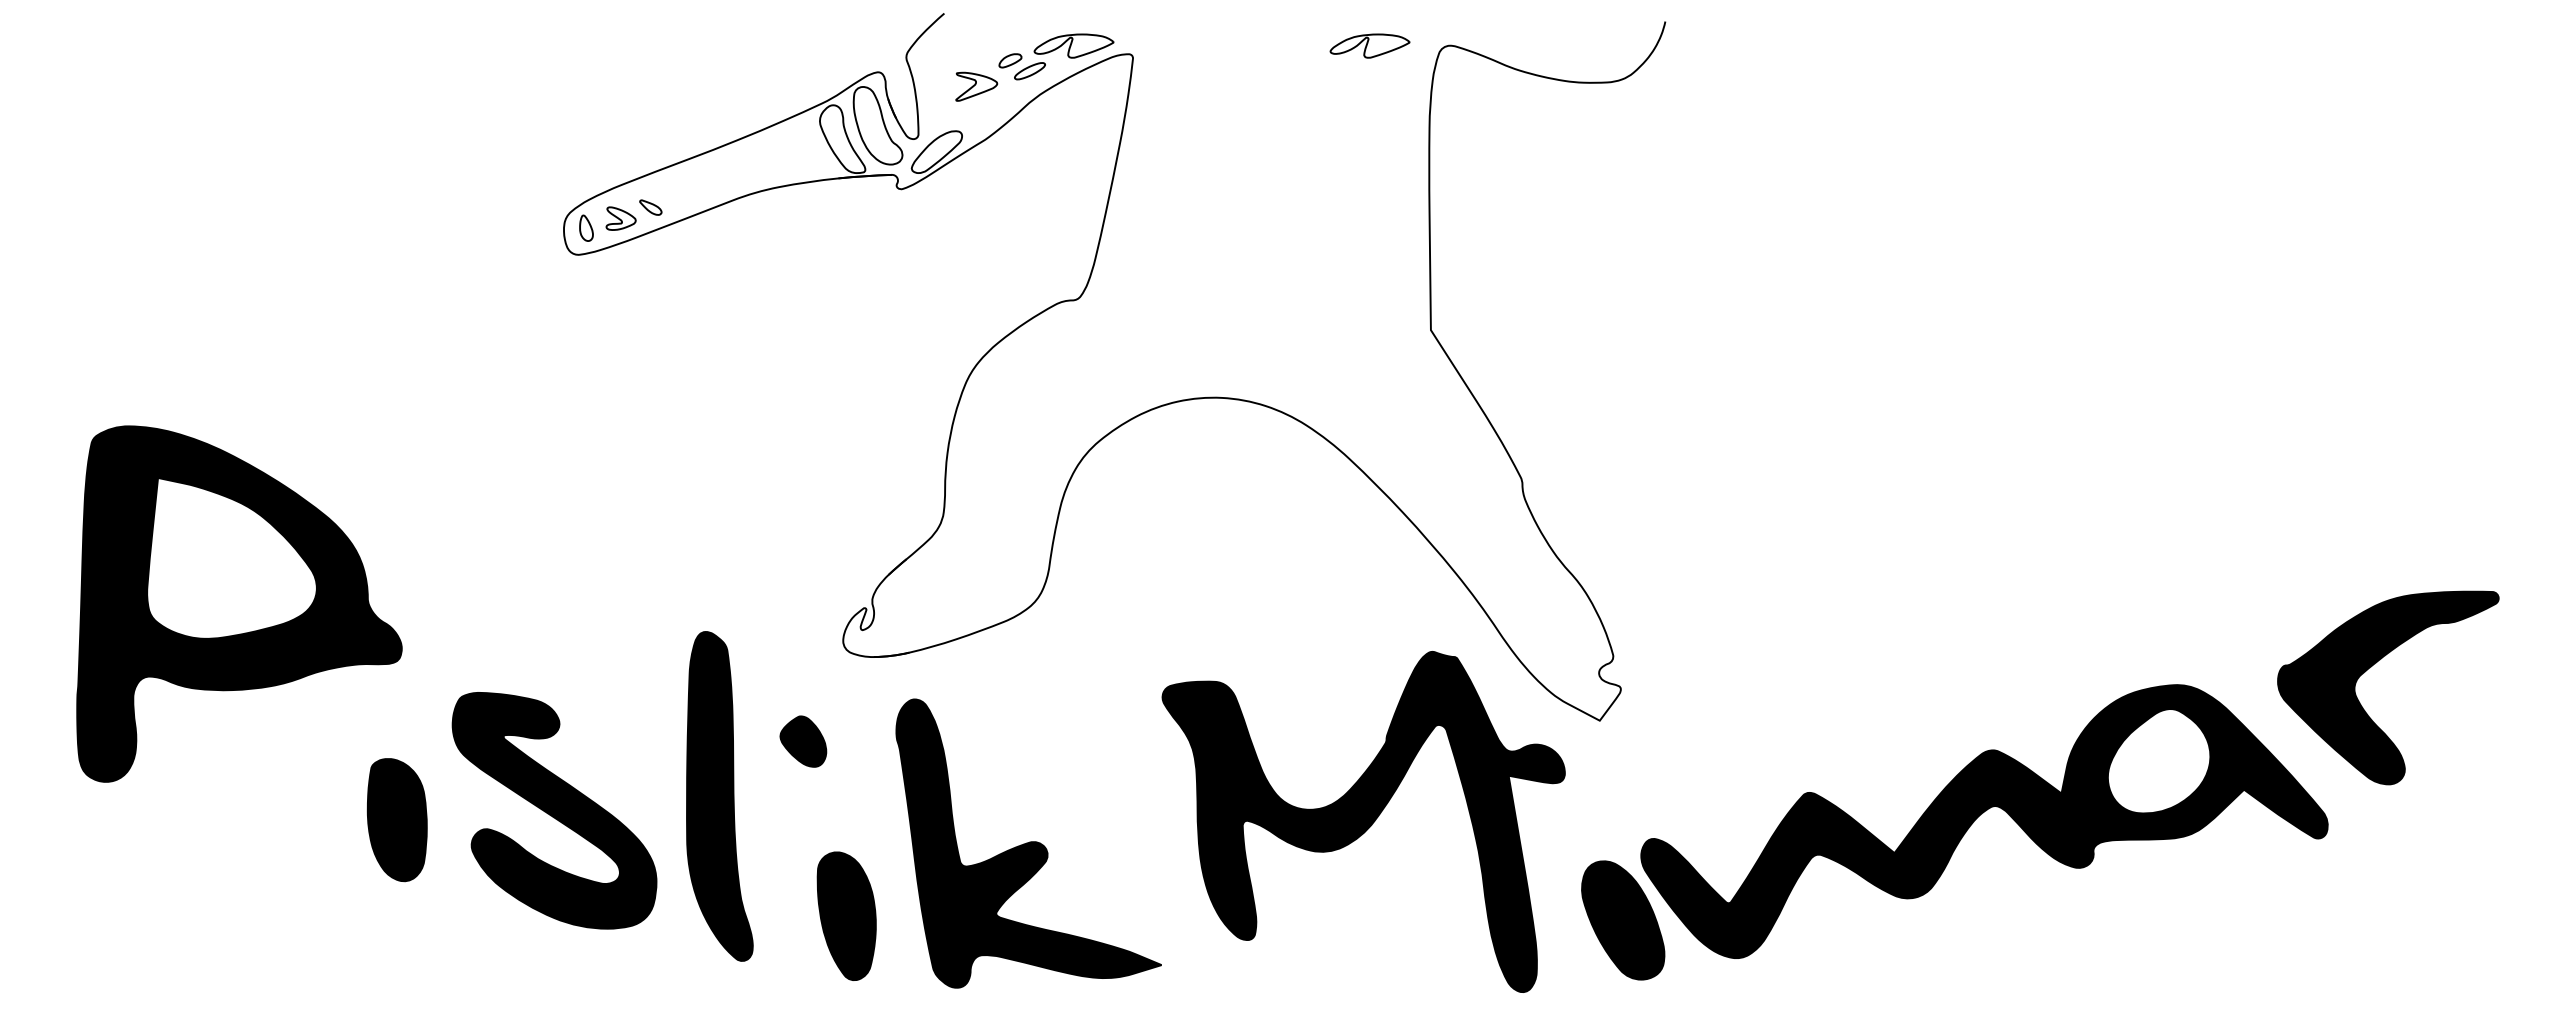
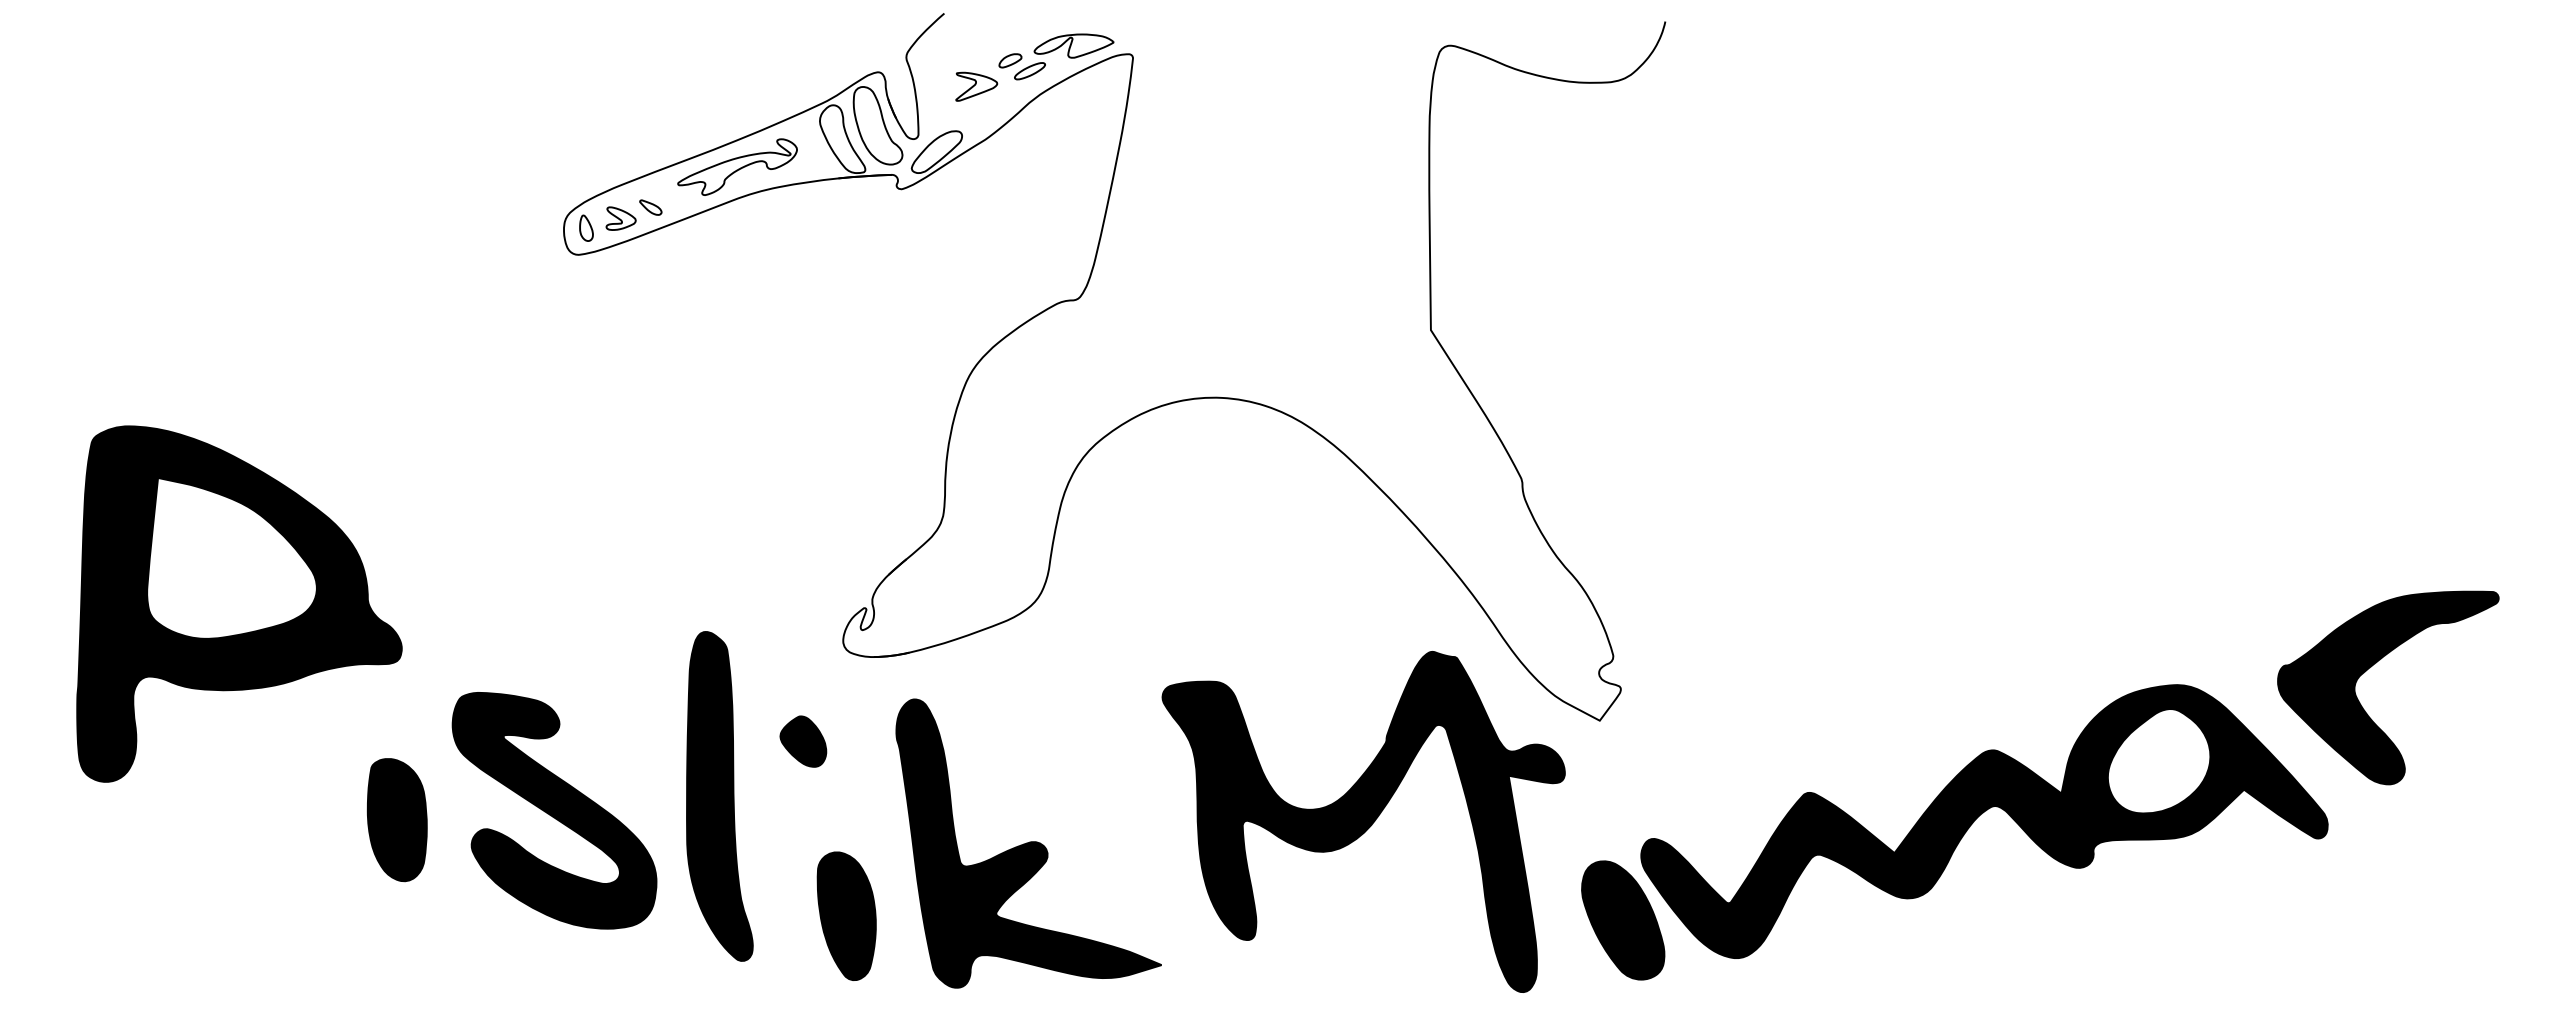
part: present -> none (1369, 45)
part: none -> present (737, 166)
